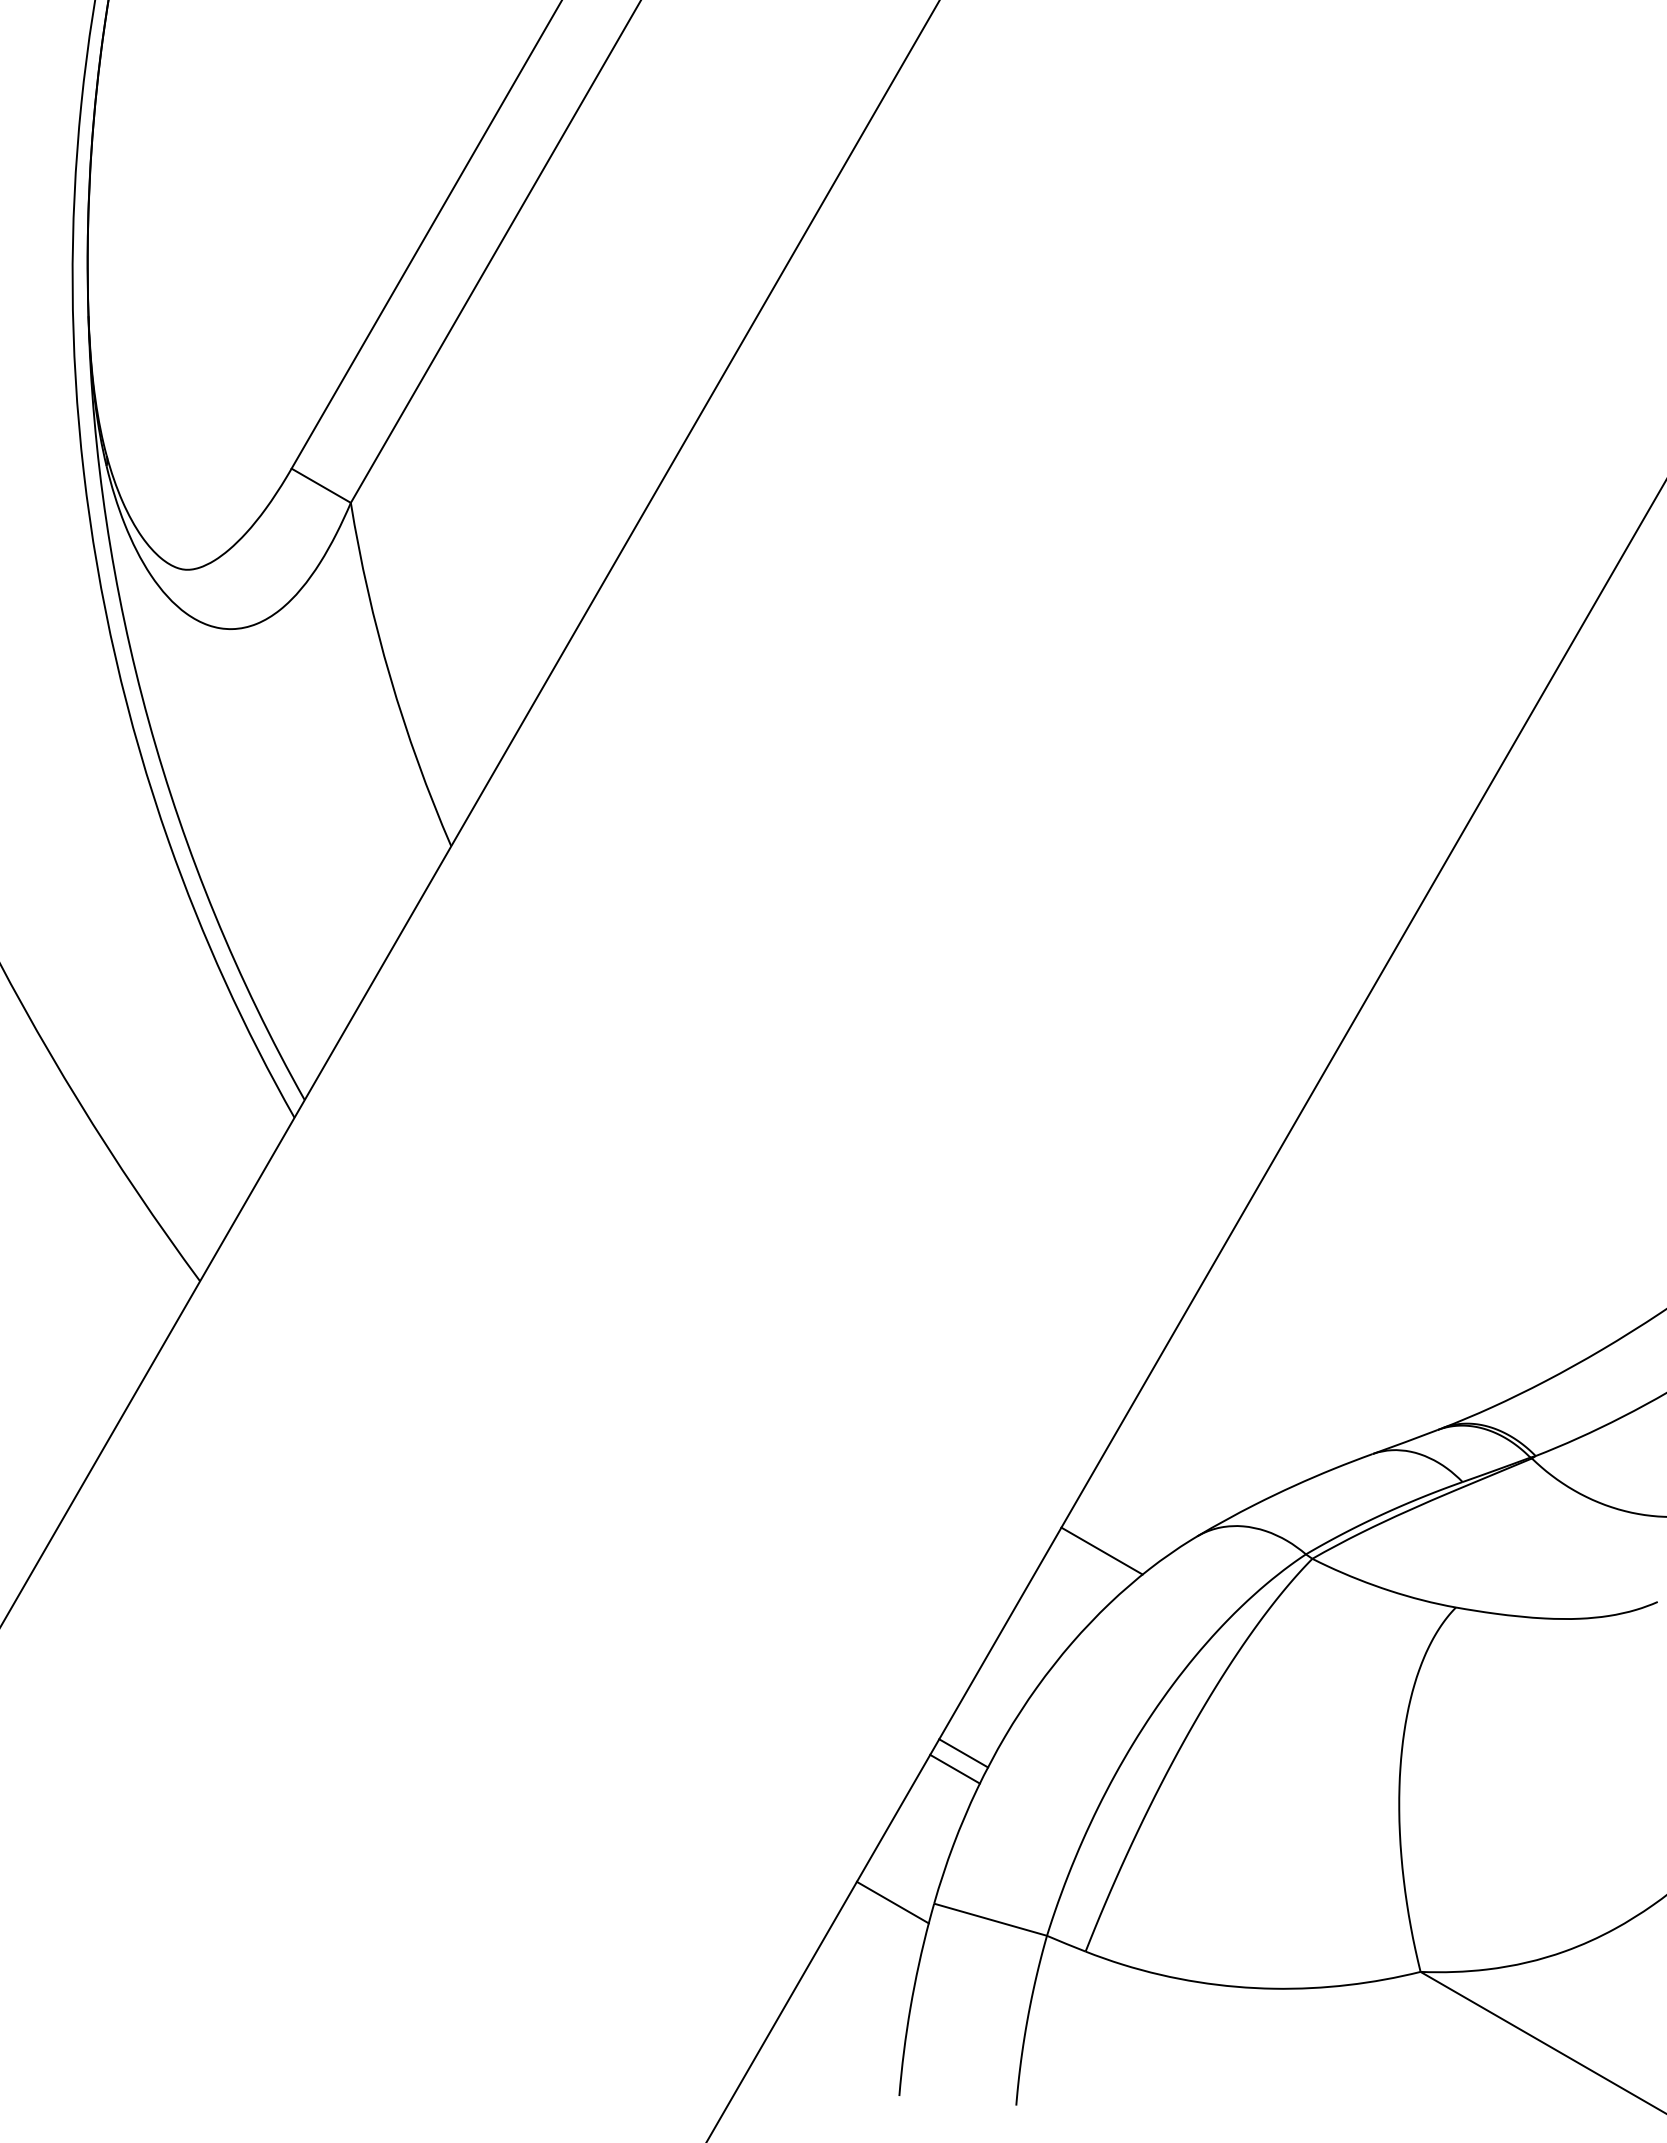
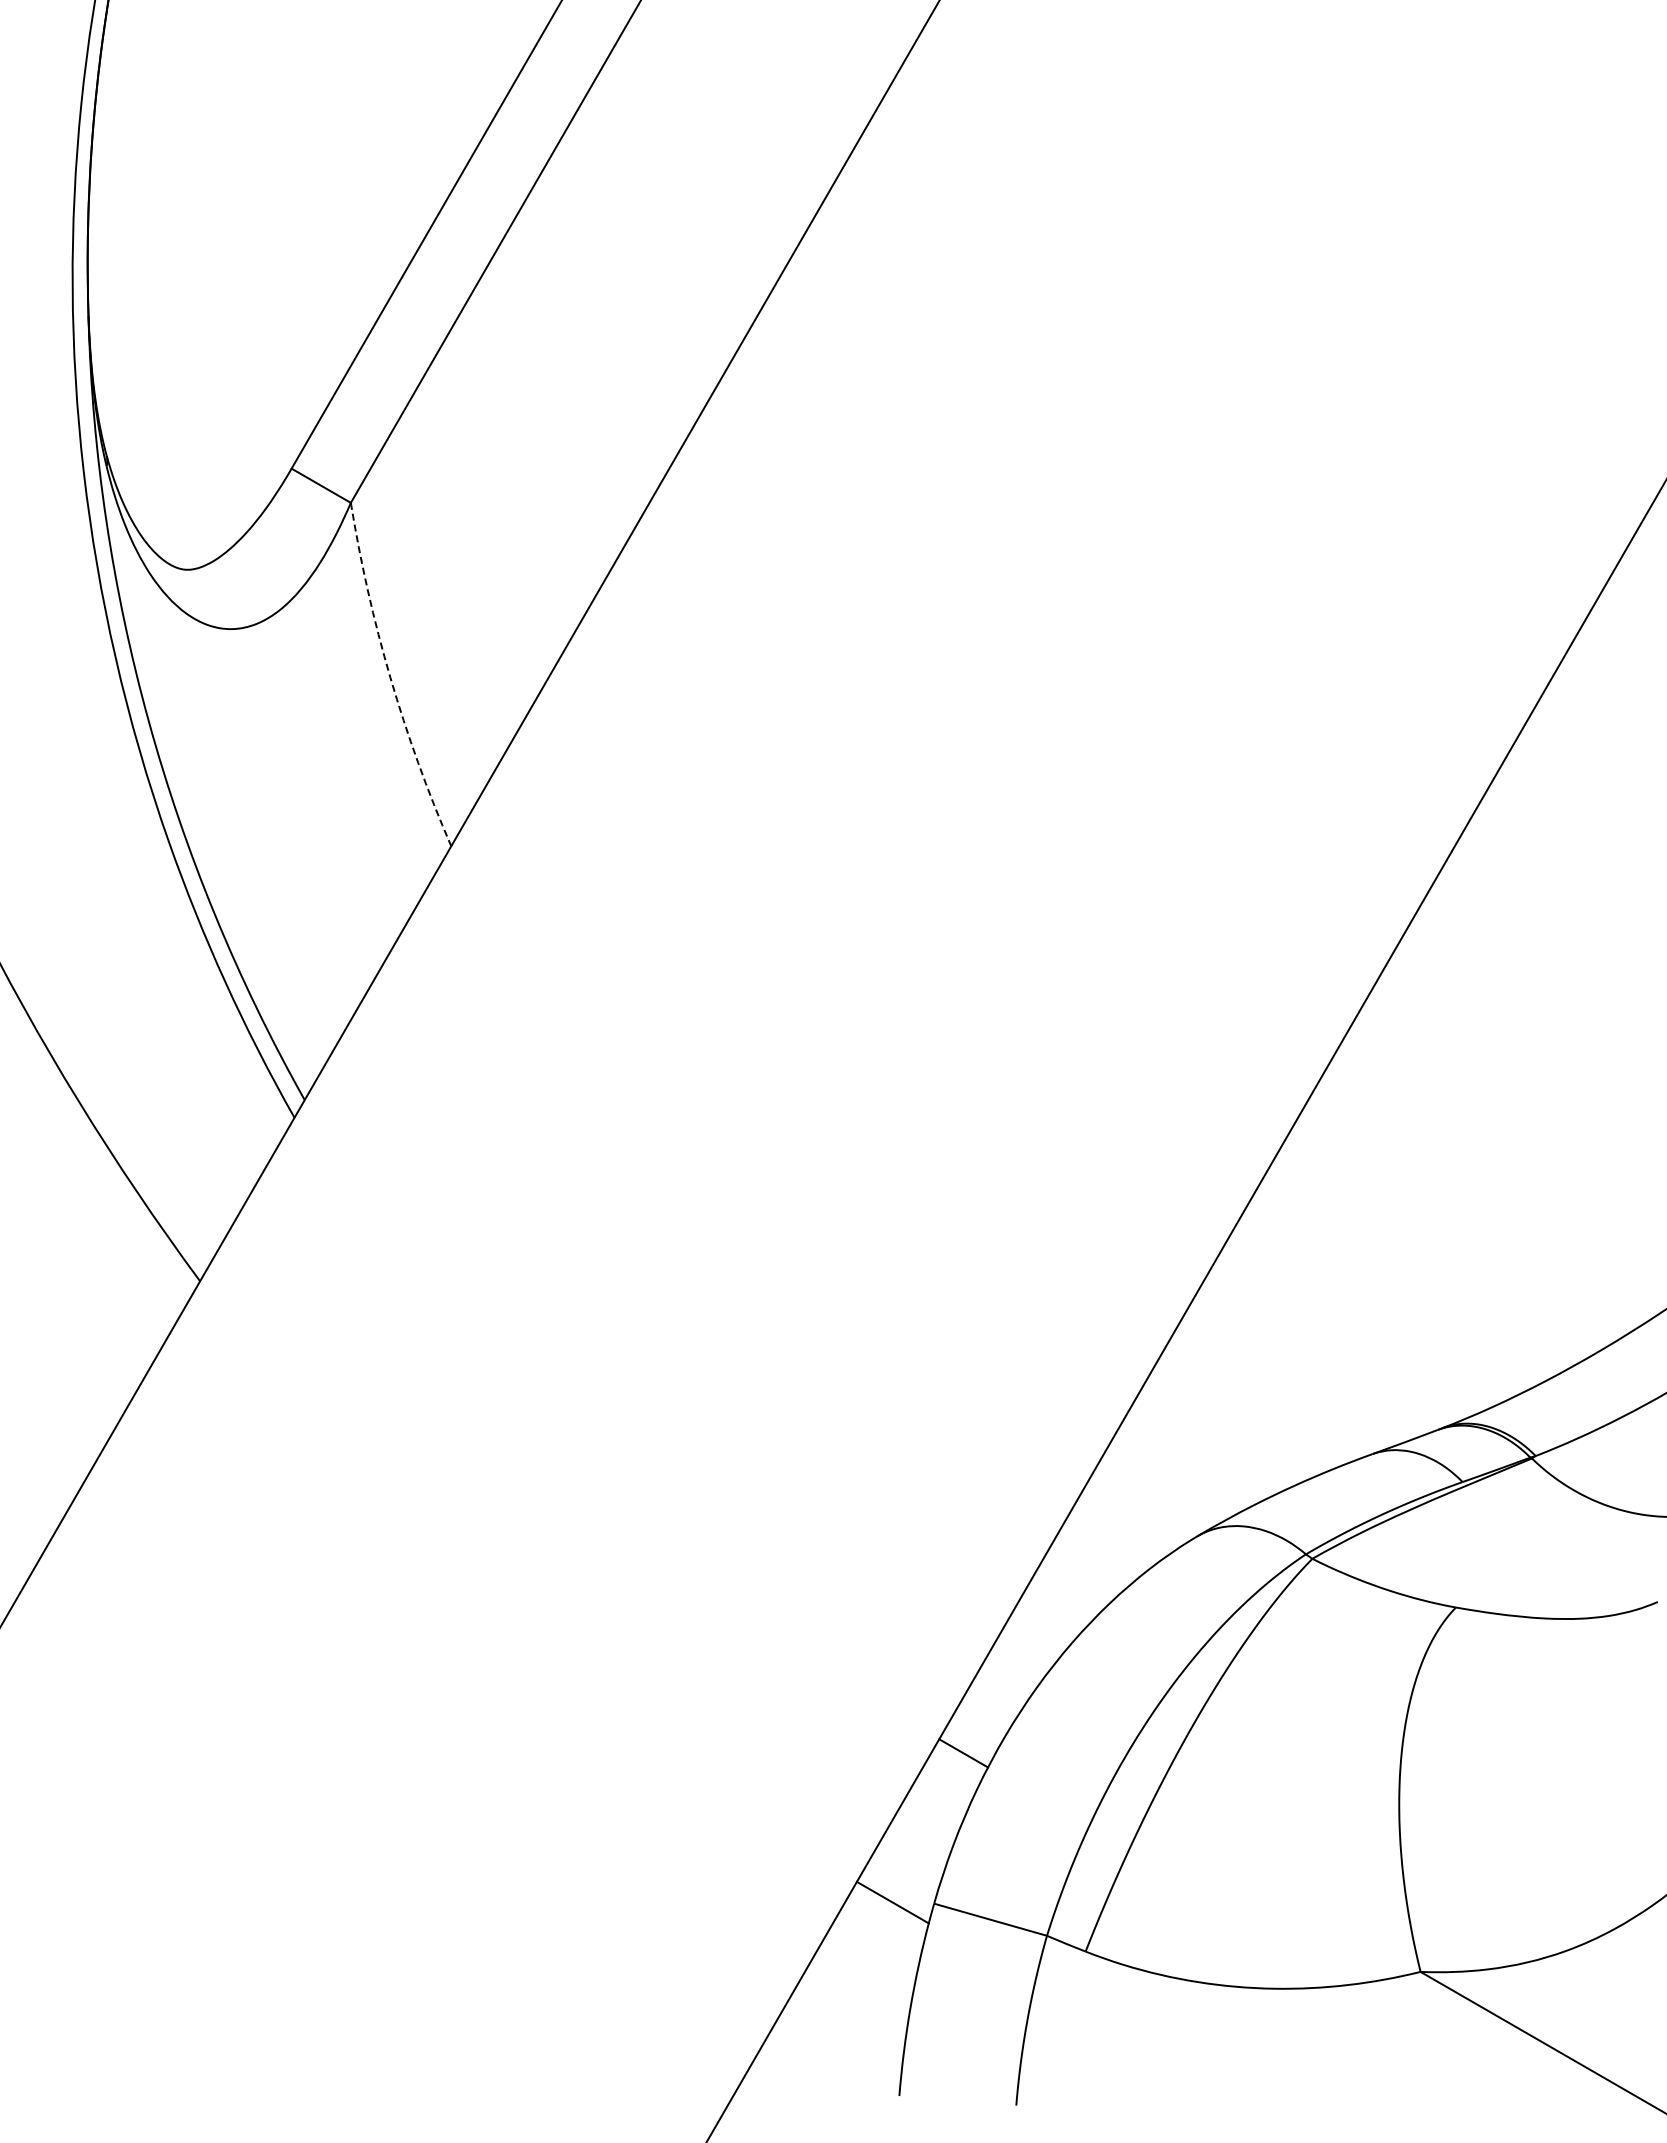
arc: solid -> dashed (390, 677)
line: present -> none (1101, 1550)
line: present -> none (954, 1768)
